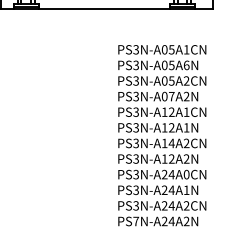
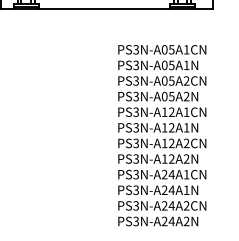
text: PS3N-A05A6N -> PS3N-A05A1N (186, 65)
text: PS3N-A07A2N -> PS3N-A05A2N (171, 96)
text: PS3N-A14A2CN -> PS3N-A12A2CN (171, 143)
text: PS3N-A24A0CN -> PS3N-A24A1CN (186, 174)
text: PS7N-A24A2N -> PS3N-A24A2N (136, 221)
